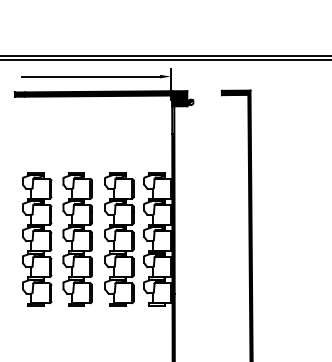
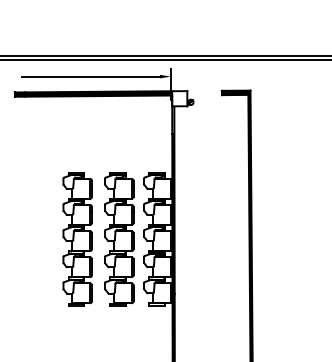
fill: present -> none (179, 98)
part: present -> none (37, 239)
